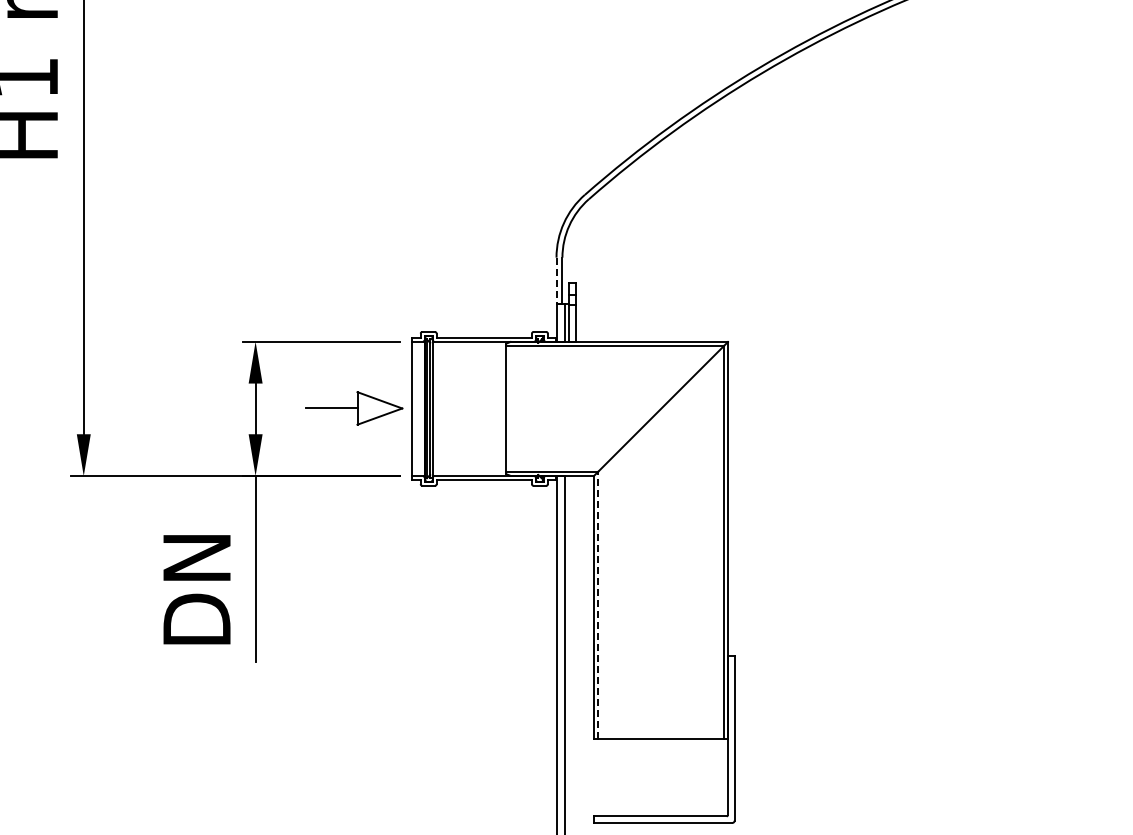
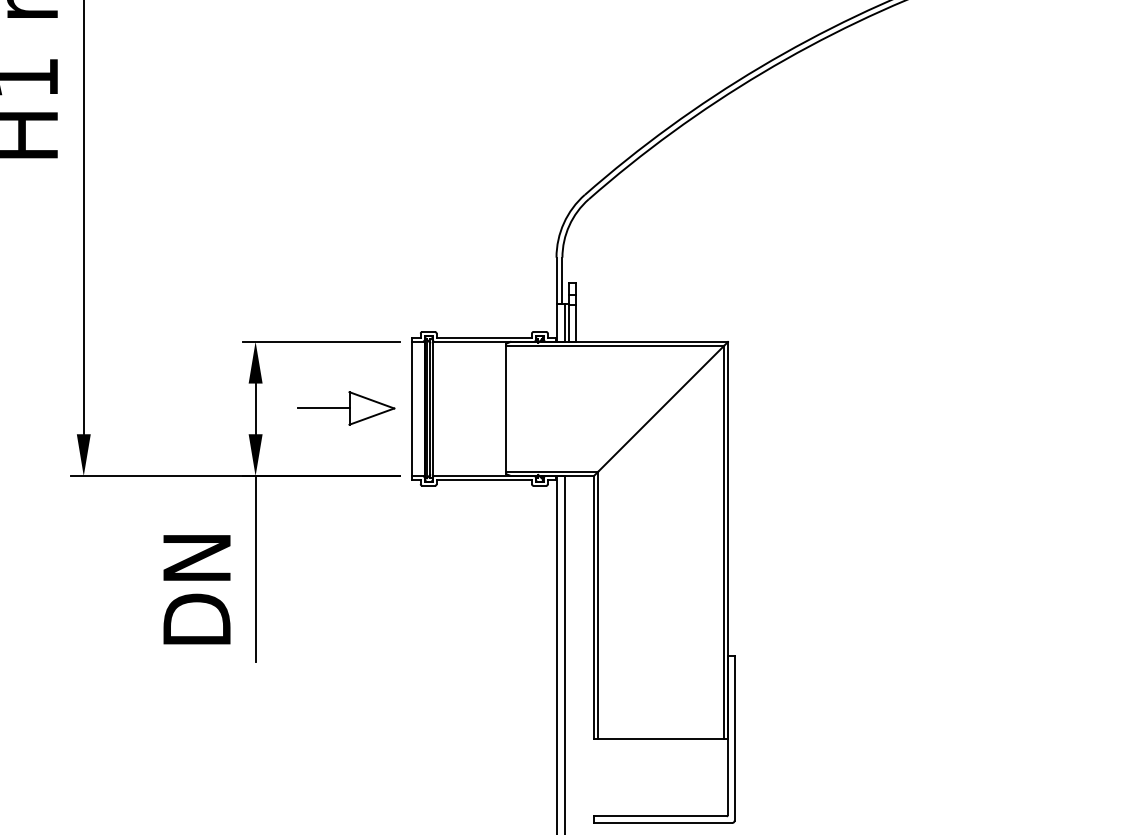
line: dashed -> solid (556, 281)
part position: (354, 408) -> (346, 408) (346, 408)
line: dashed -> solid (598, 605)
